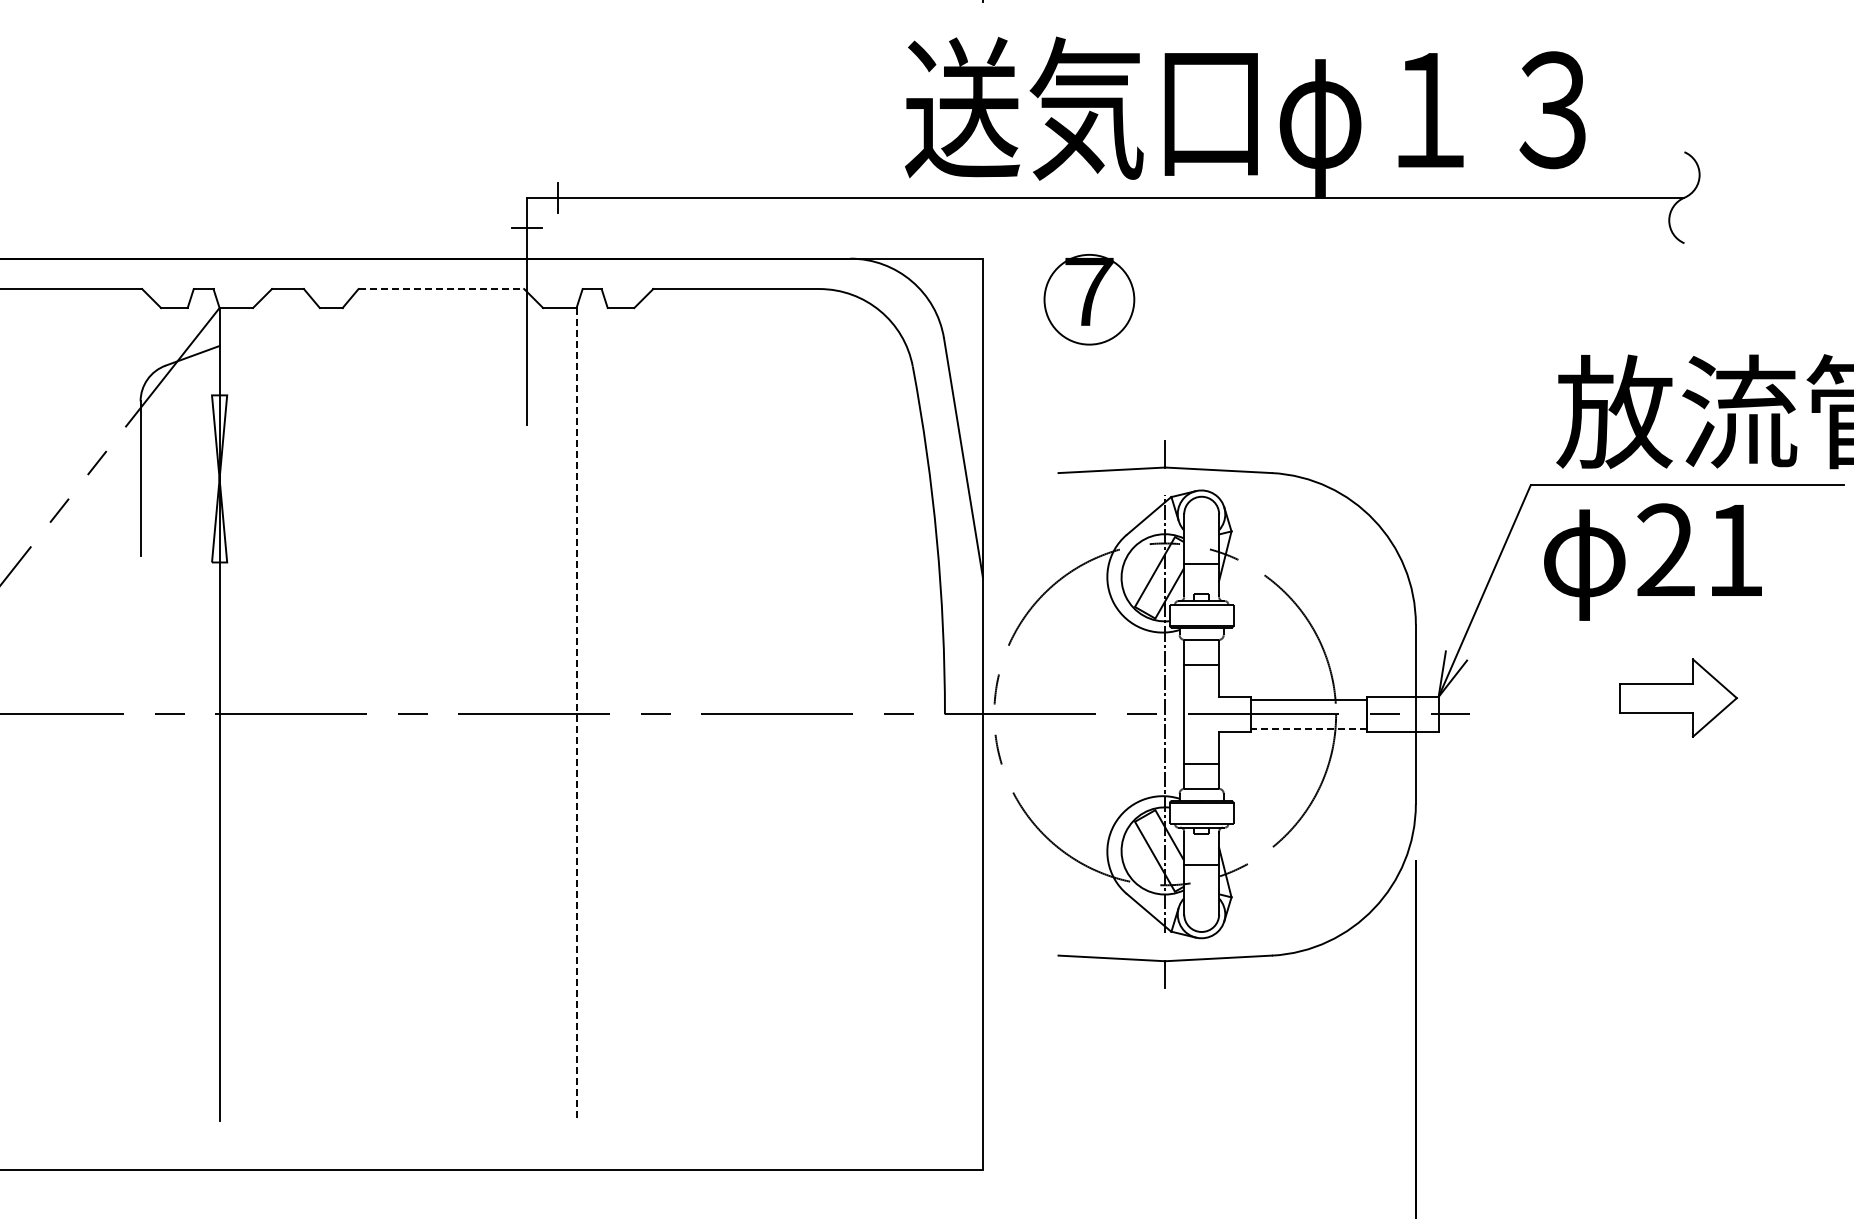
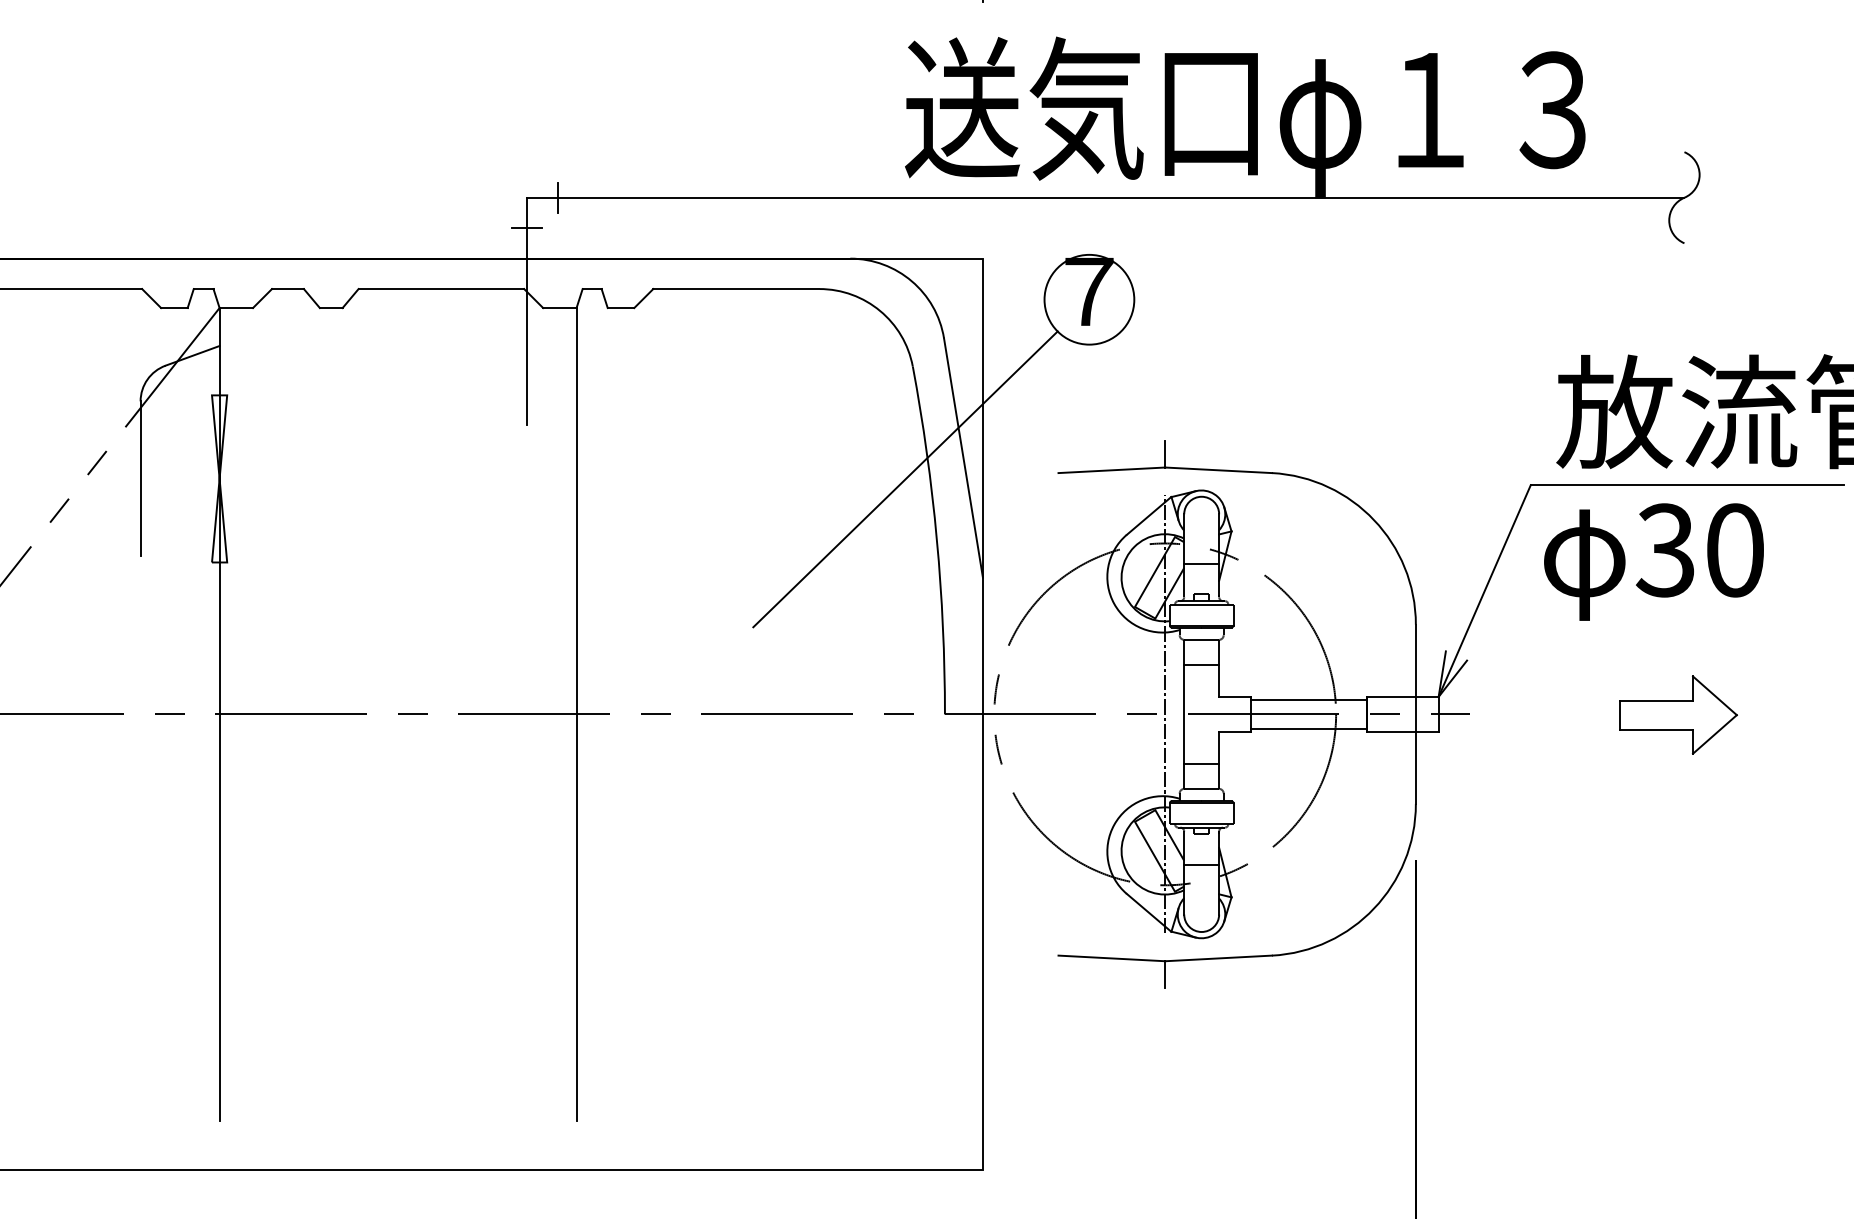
line: dashed -> solid (441, 289)
line: none -> present (905, 479)
text: 21 -> 30 (1699, 550)
part position: (1678, 697) -> (1678, 714) (1678, 714)
line: dashed -> solid (576, 714)
line: dashed -> solid (1308, 728)
